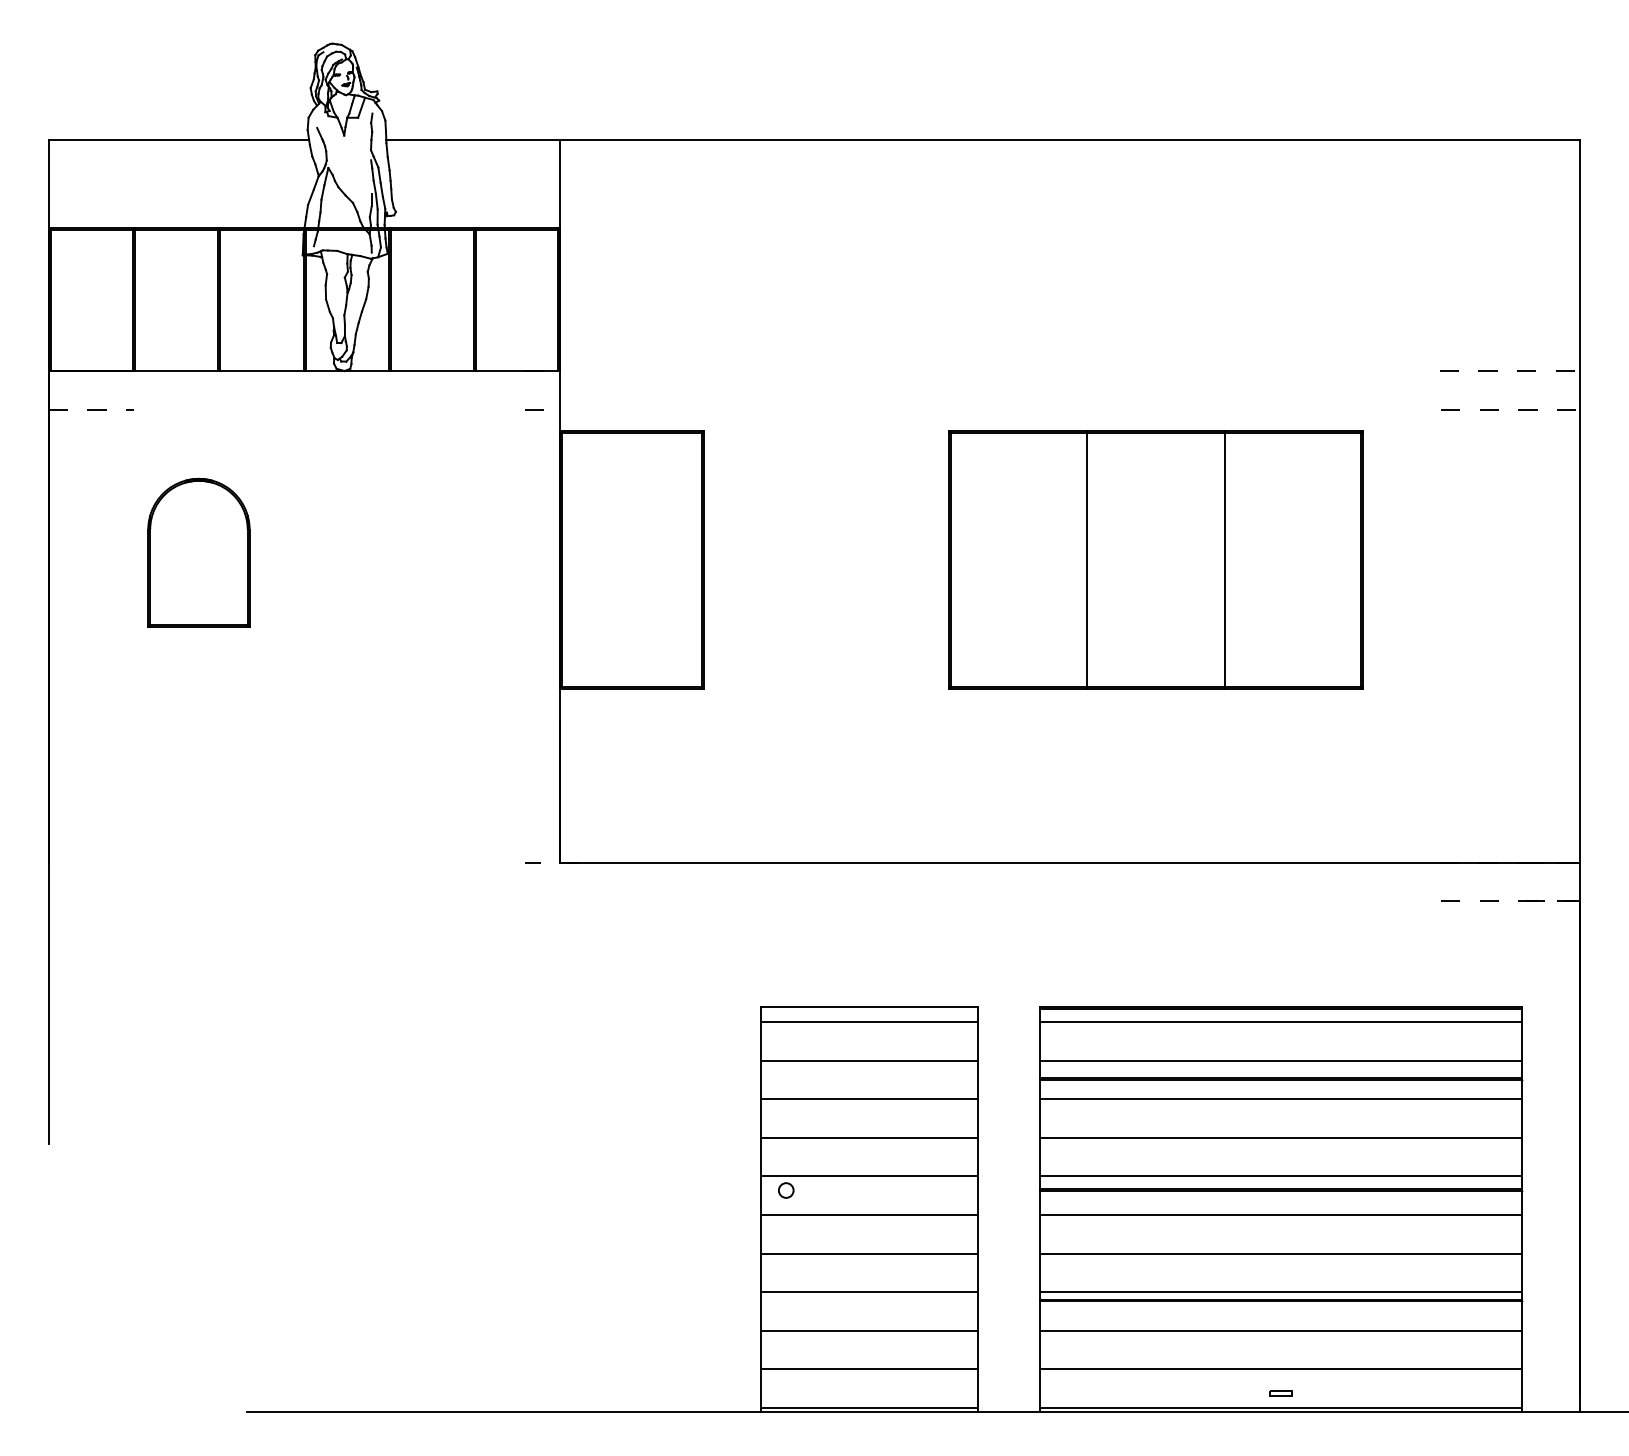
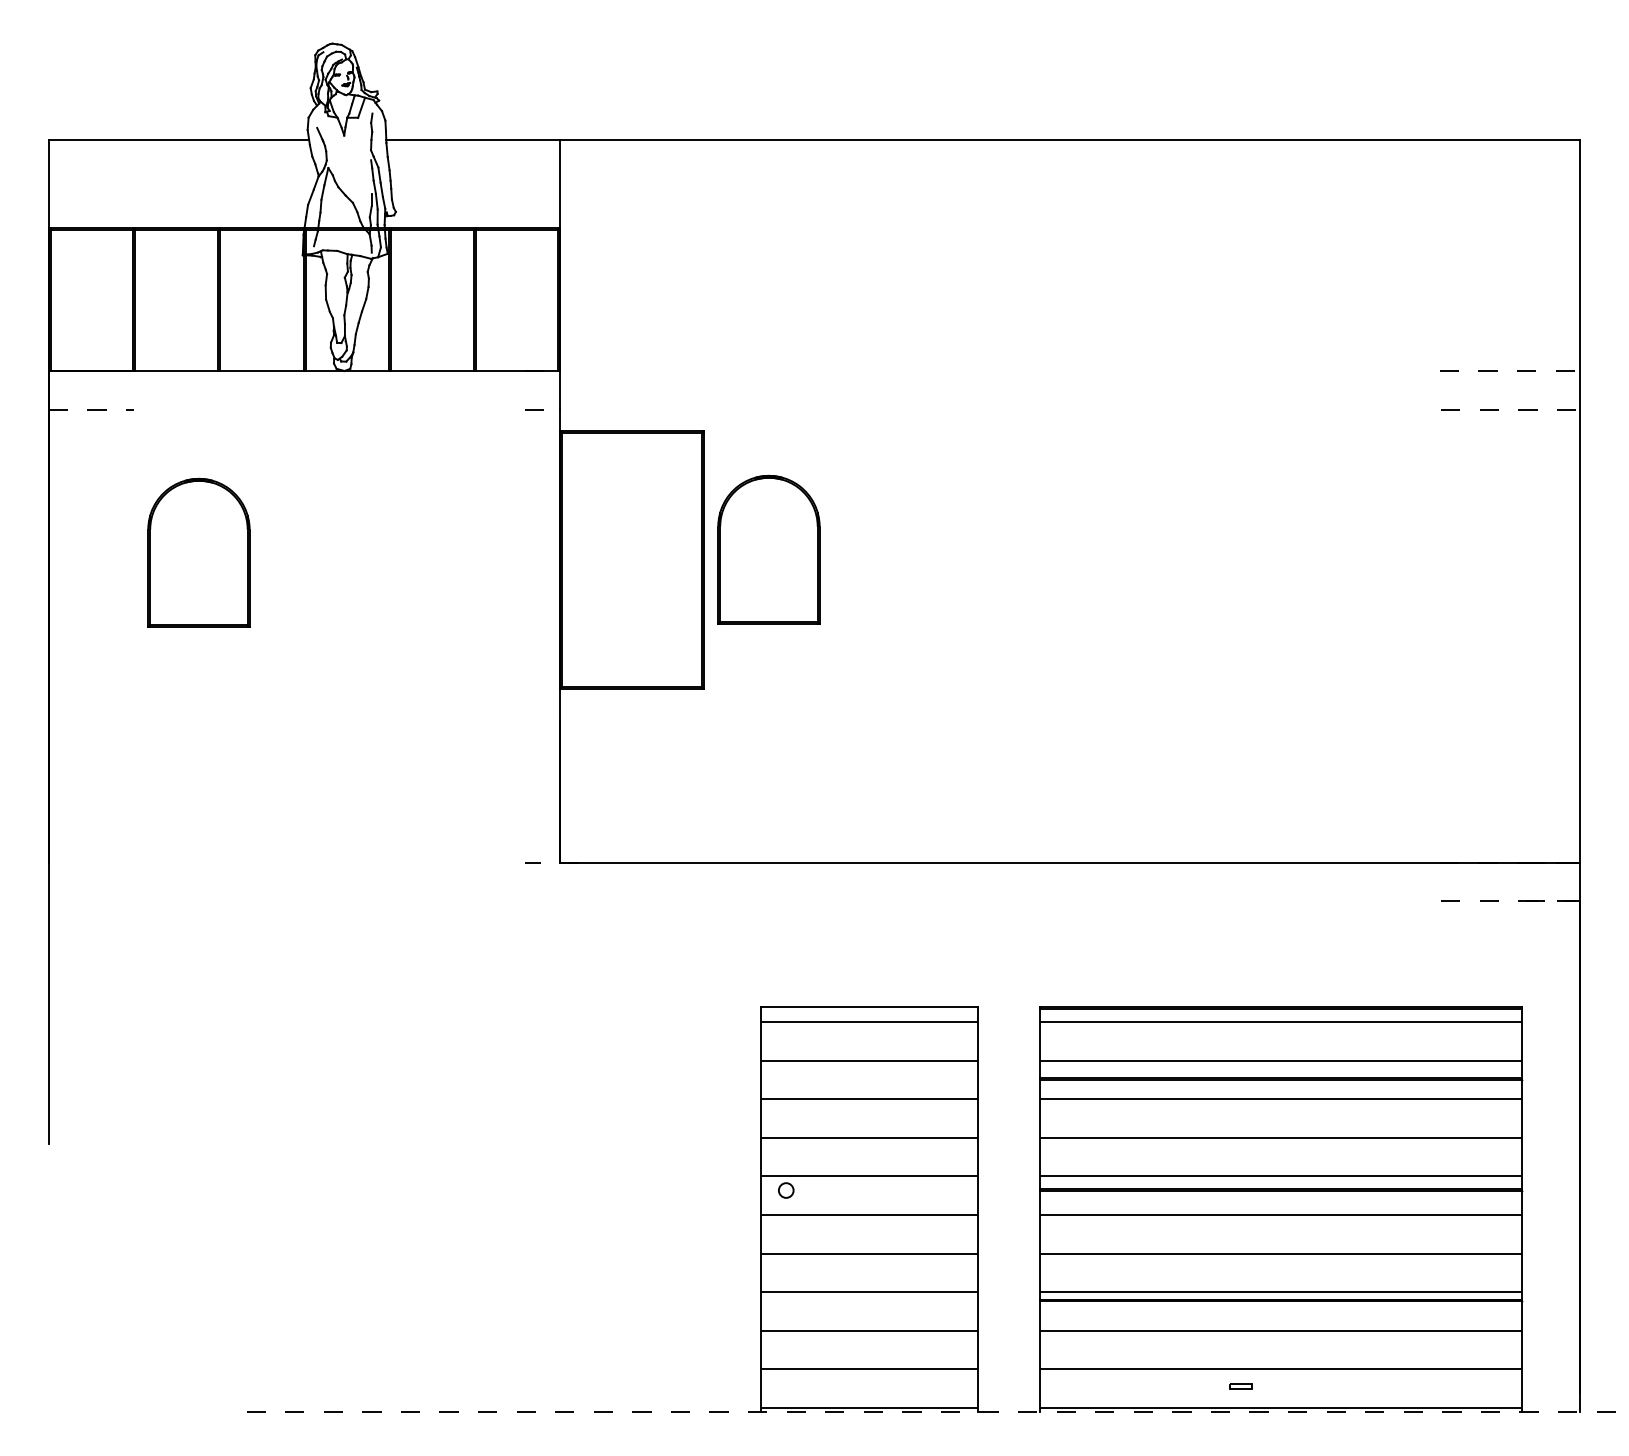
part: none -> present (768, 549)
part: present -> none (1155, 559)
part position: (1280, 1393) -> (1240, 1386) (1240, 1386)
line: solid -> dashed (938, 1412)
